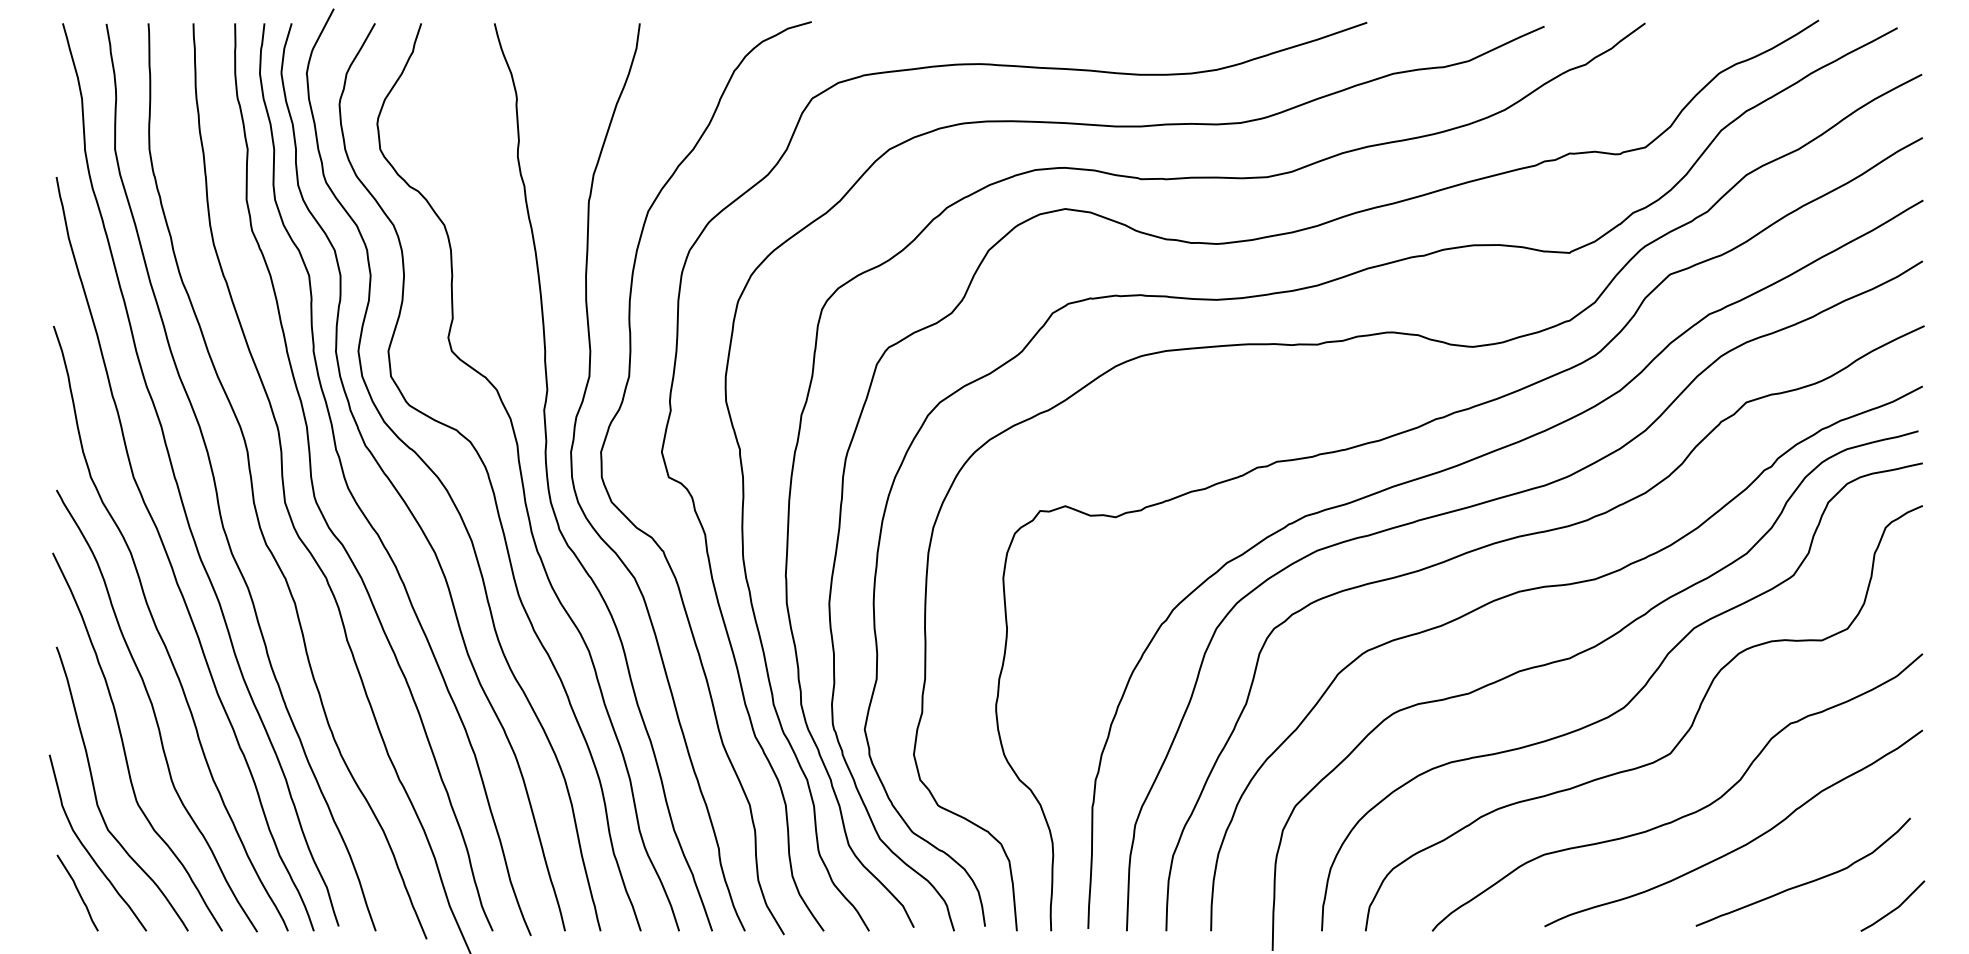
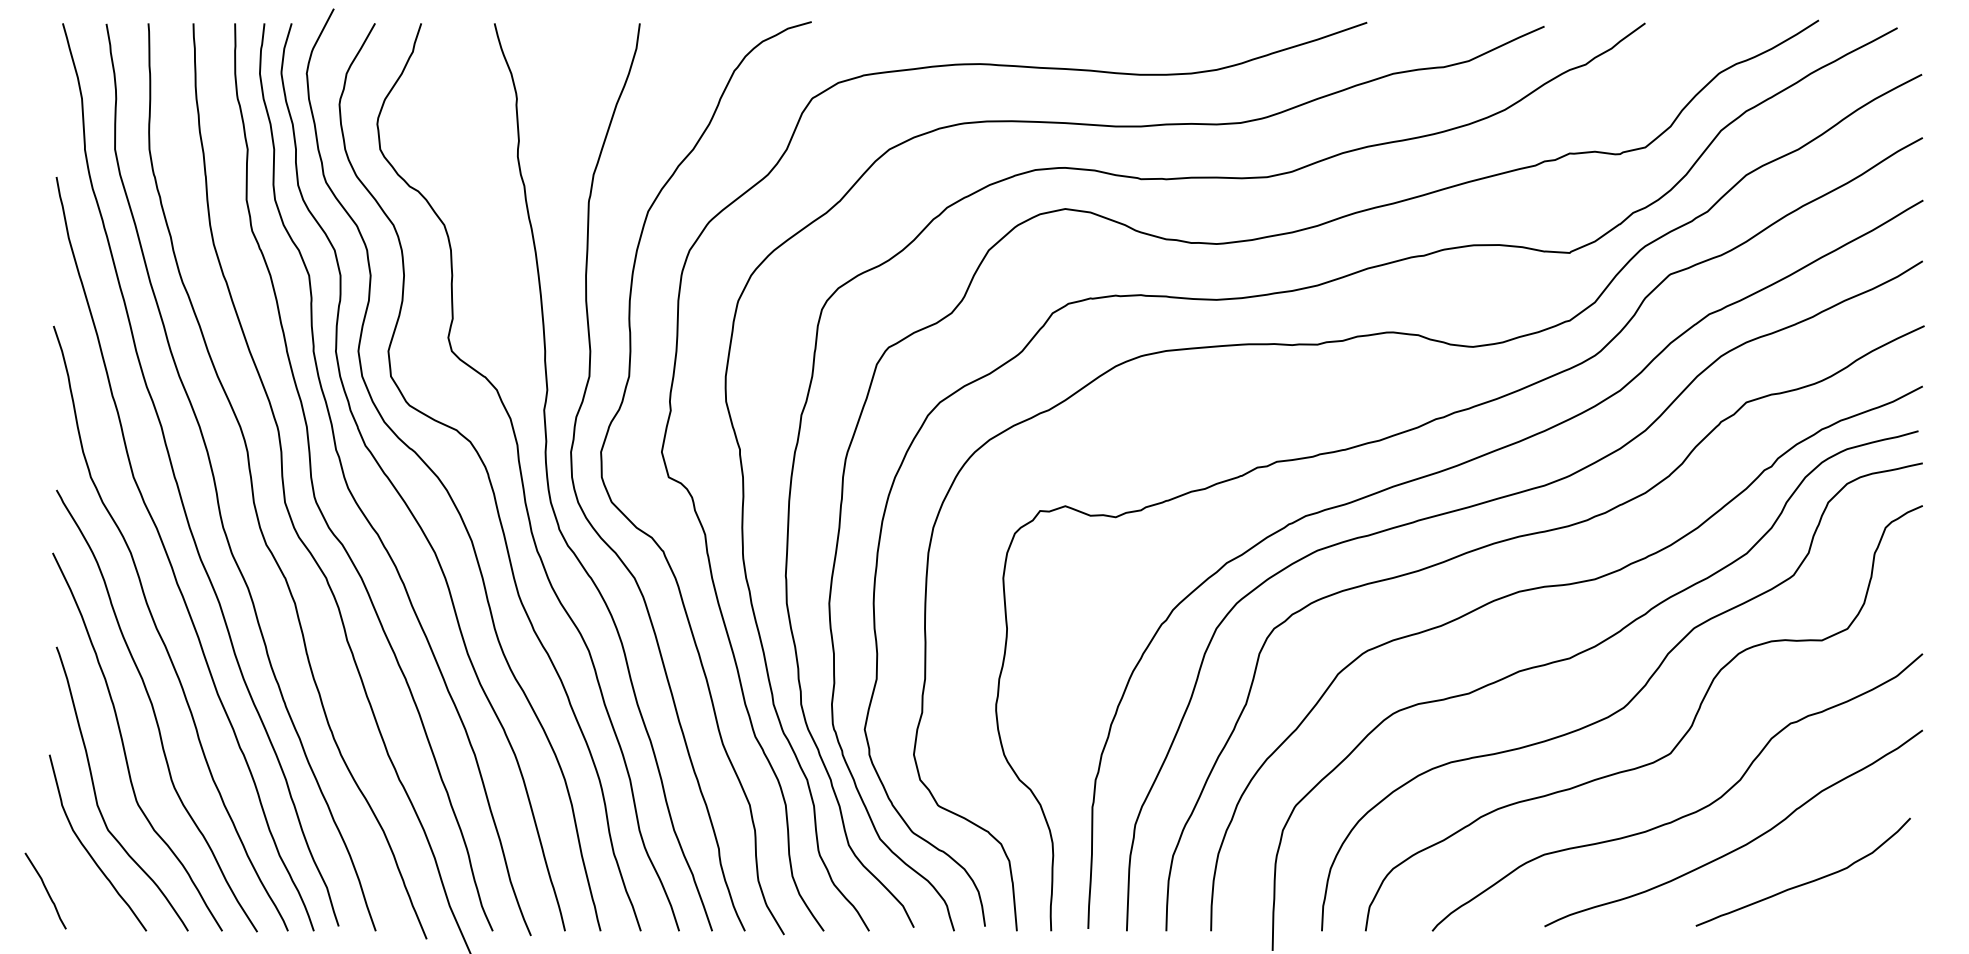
curve position: (77, 892) -> (45, 890) (45, 890)
line: present -> none (1894, 908)
